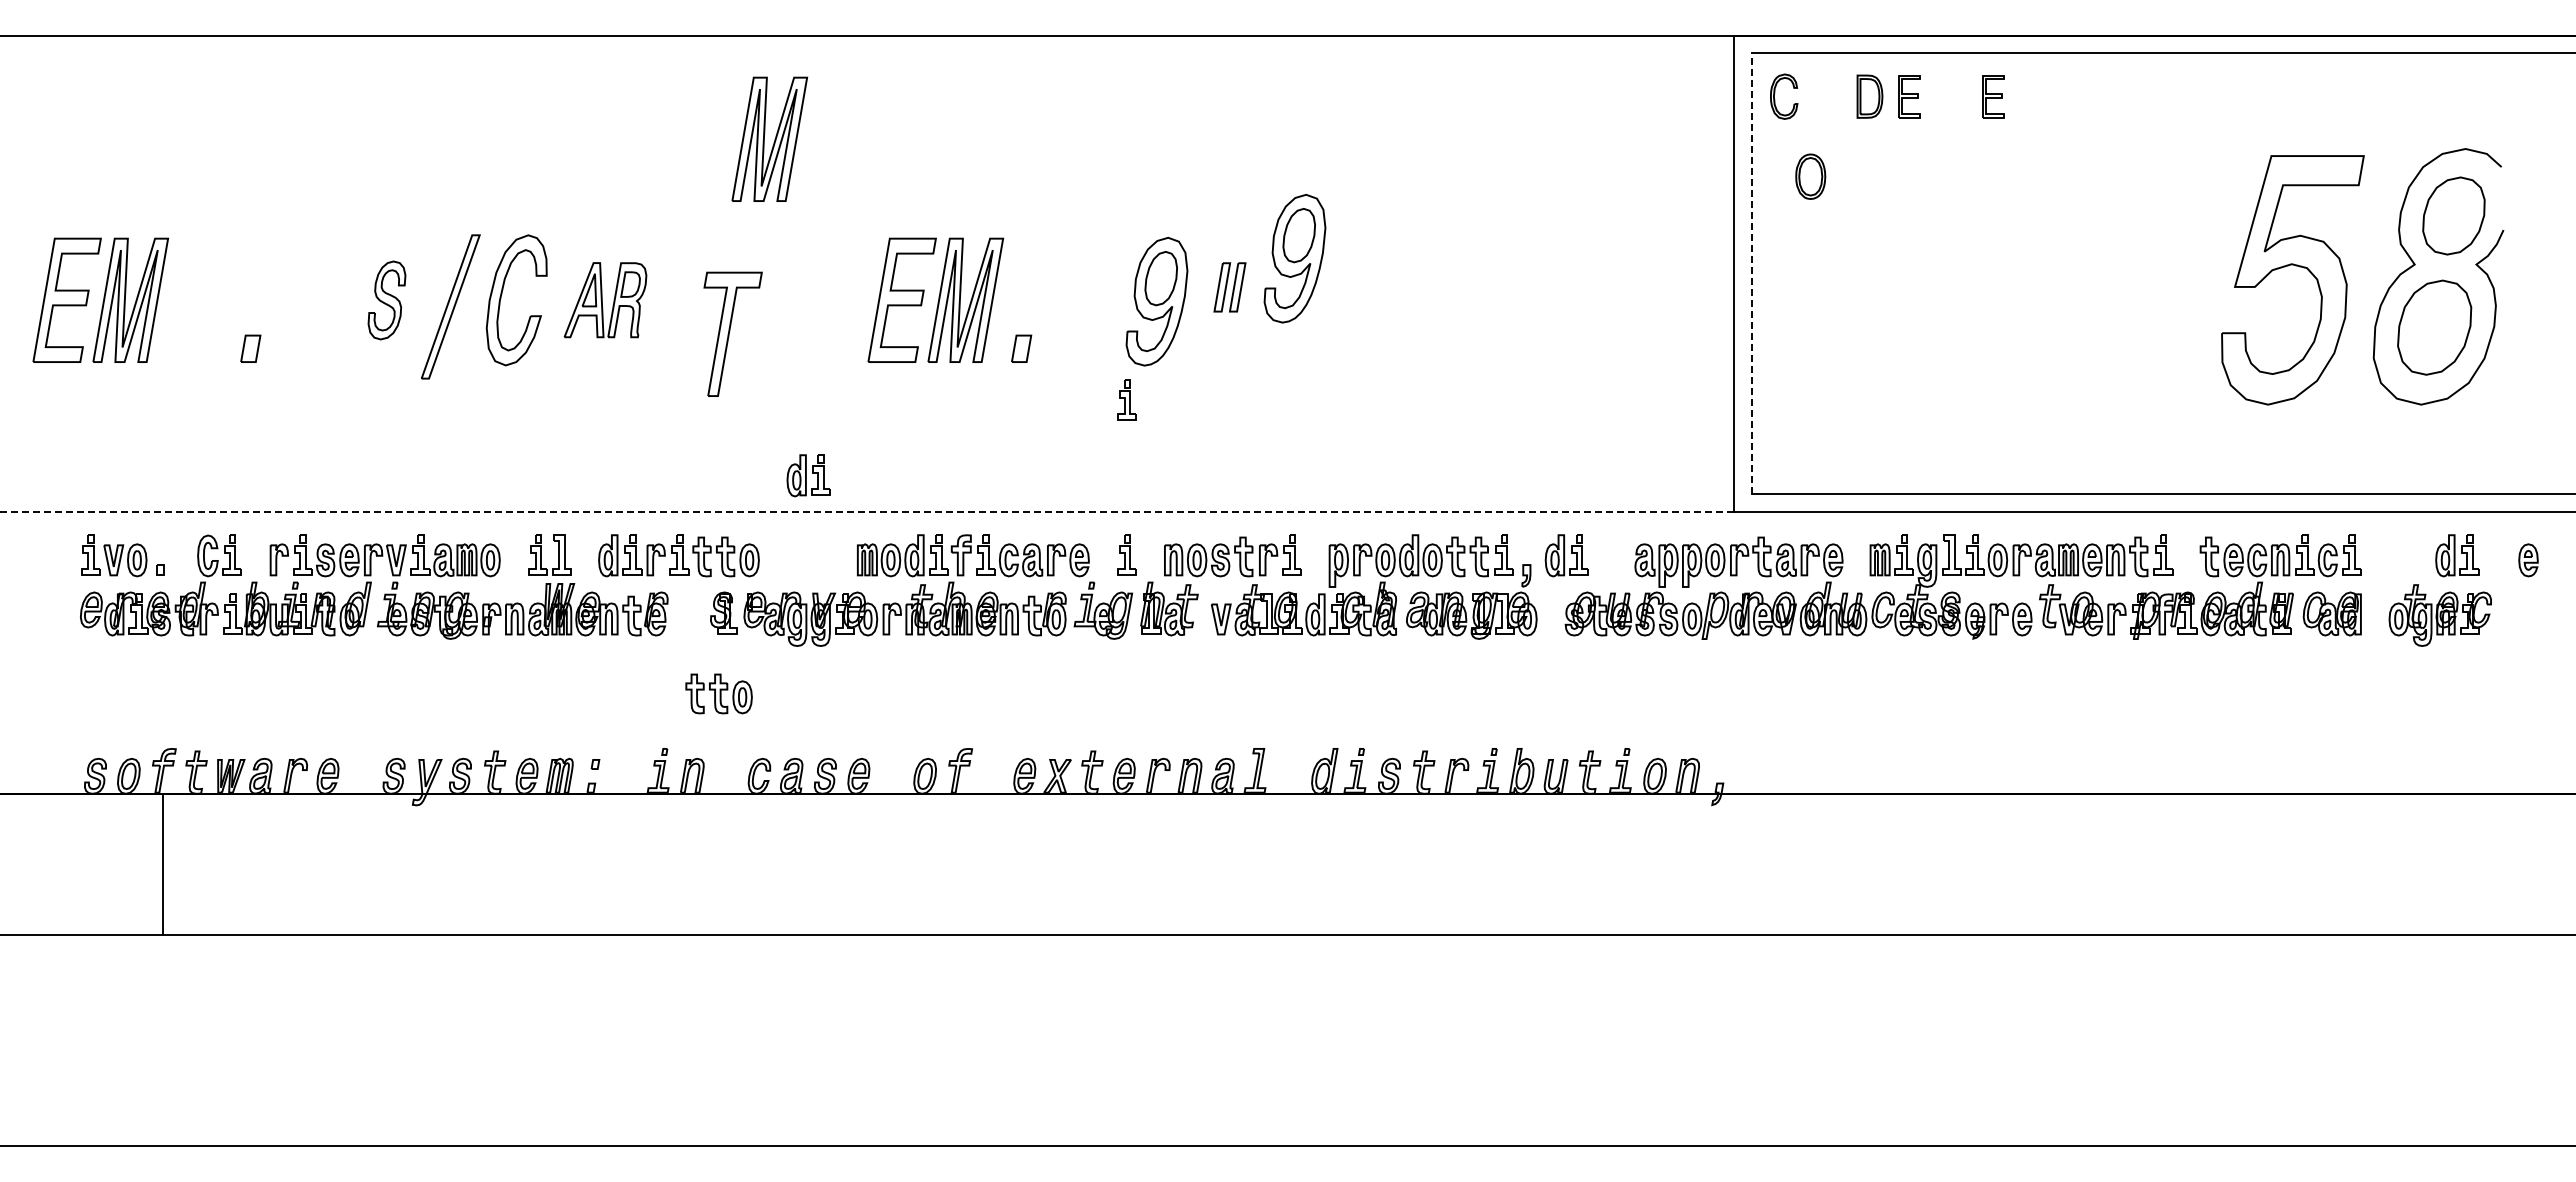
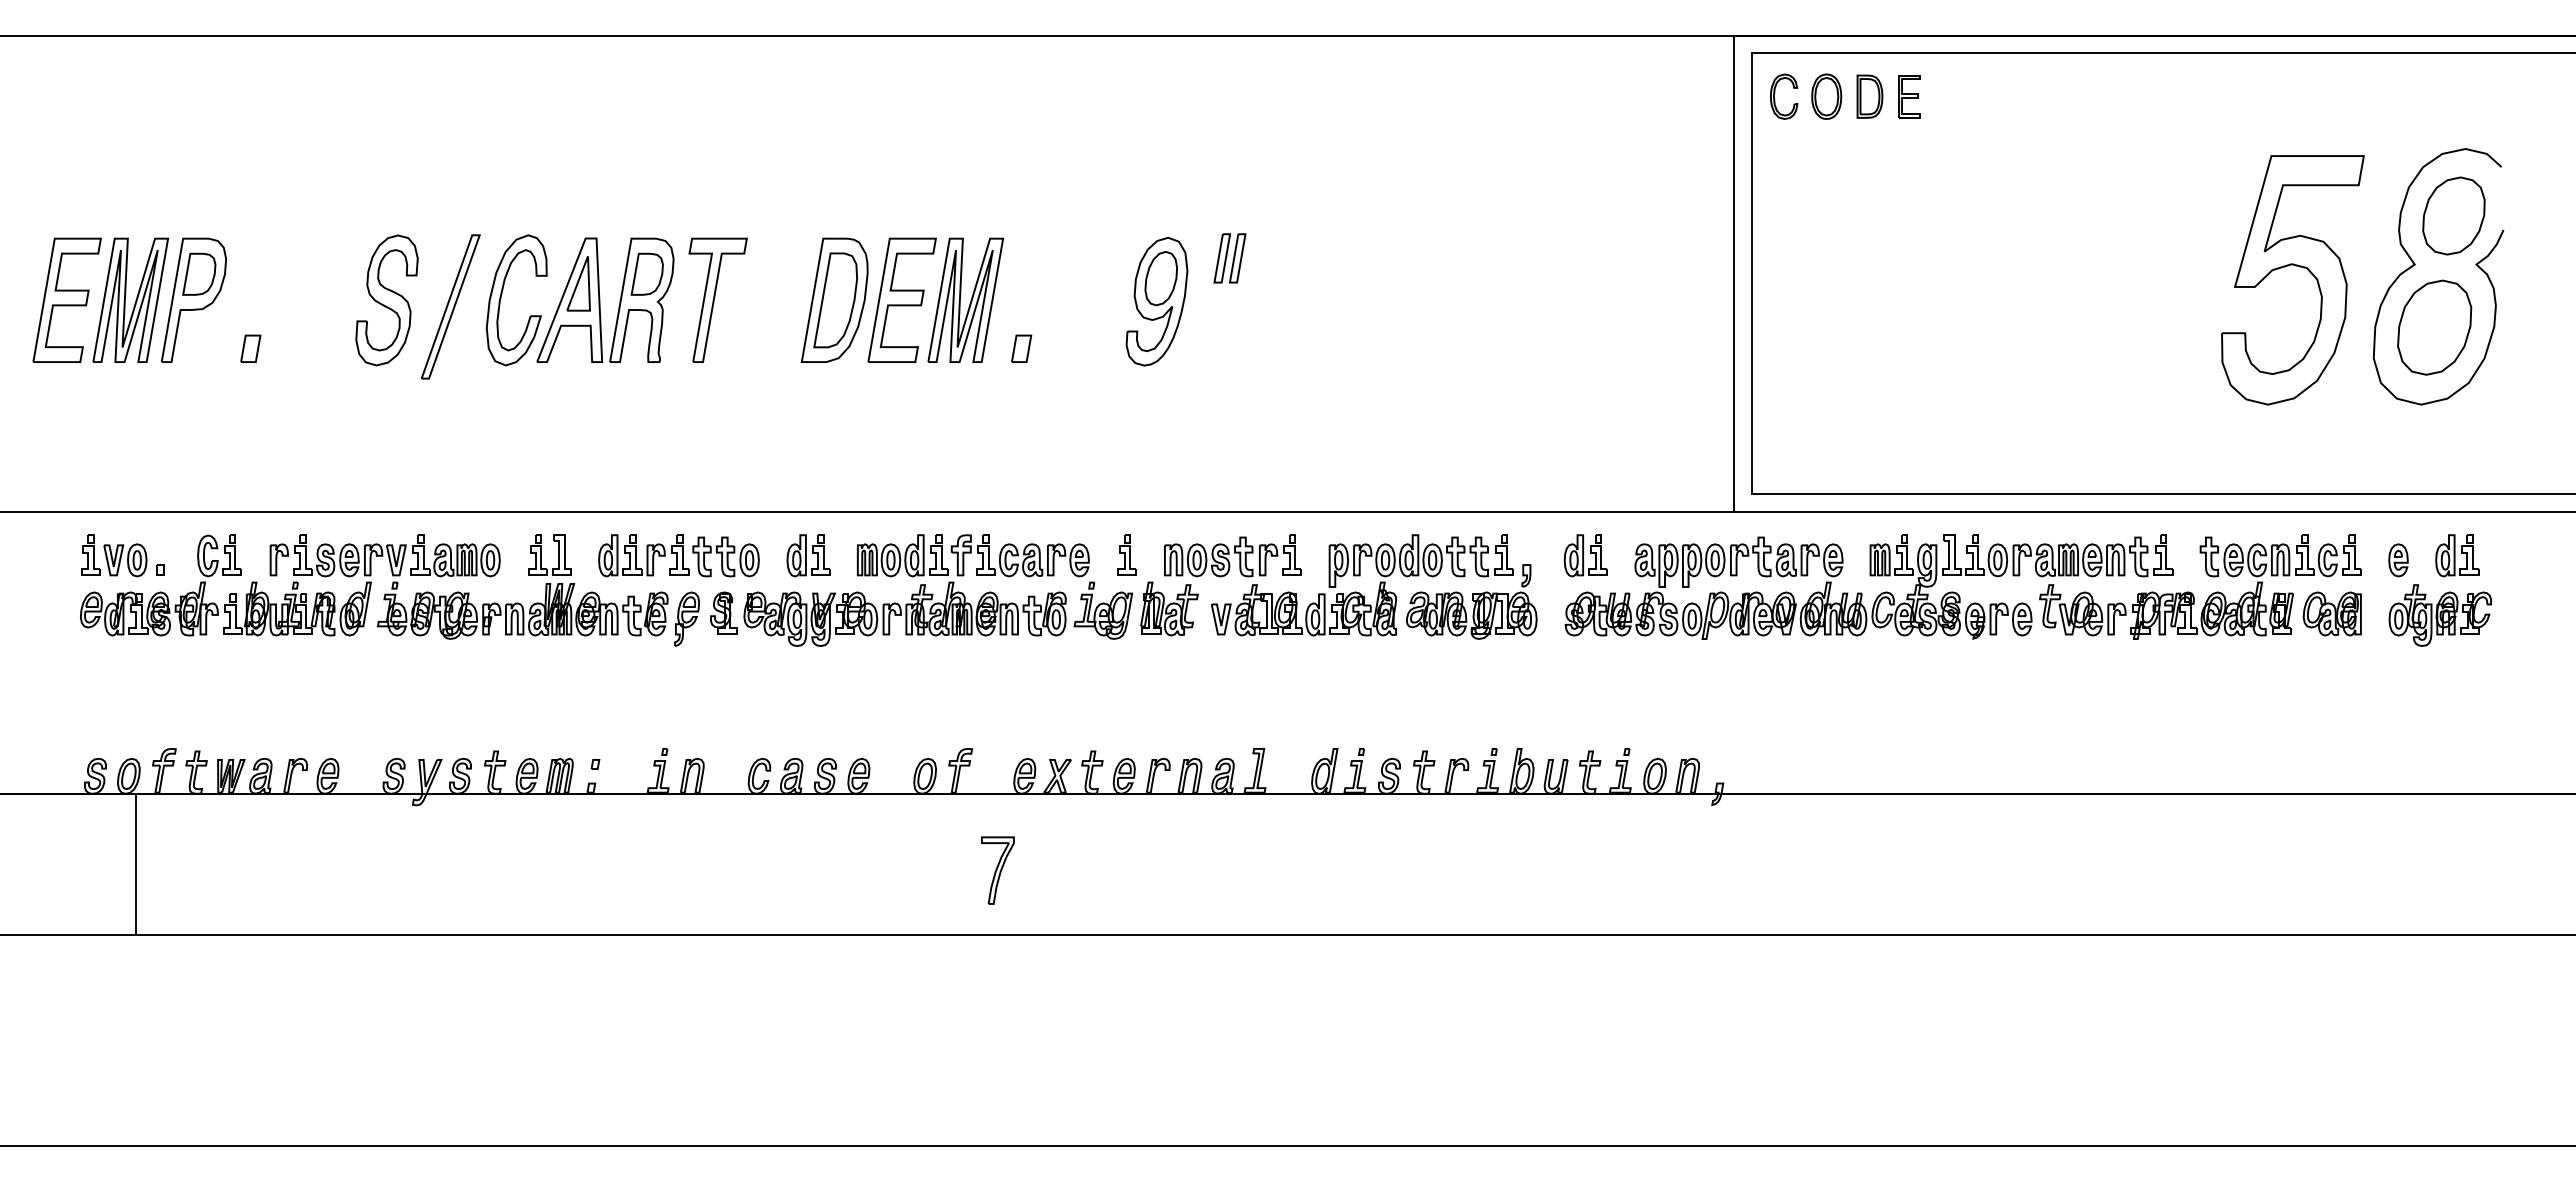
part: present -> none (1993, 96)
part: present -> none (769, 138)
part position: (1810, 176) -> (1826, 96) (1826, 96)
part: present -> none (1294, 258)
line: dashed -> solid (1751, 273)
part position: (1229, 287) -> (1229, 258) (1229, 258)
part: none -> present (193, 299)
part: none -> present (834, 299)
part size: 40x81 px -> 64x133 px (386, 300)
part size: 85x77 px -> 139x126 px (605, 299)
part position: (732, 333) -> (717, 299) (717, 299)
part: present -> none (1126, 399)
part position: (808, 475) -> (808, 555) (808, 555)
line: dashed -> solid (867, 511)
part position: (1566, 555) -> (1585, 555) (1585, 555)
part position: (2528, 560) -> (2398, 560) (2398, 560)
part: none -> present (686, 618)
part: present -> none (718, 693)
line position: (163, 863) -> (136, 863) (136, 863)
part: none -> present (997, 870)
